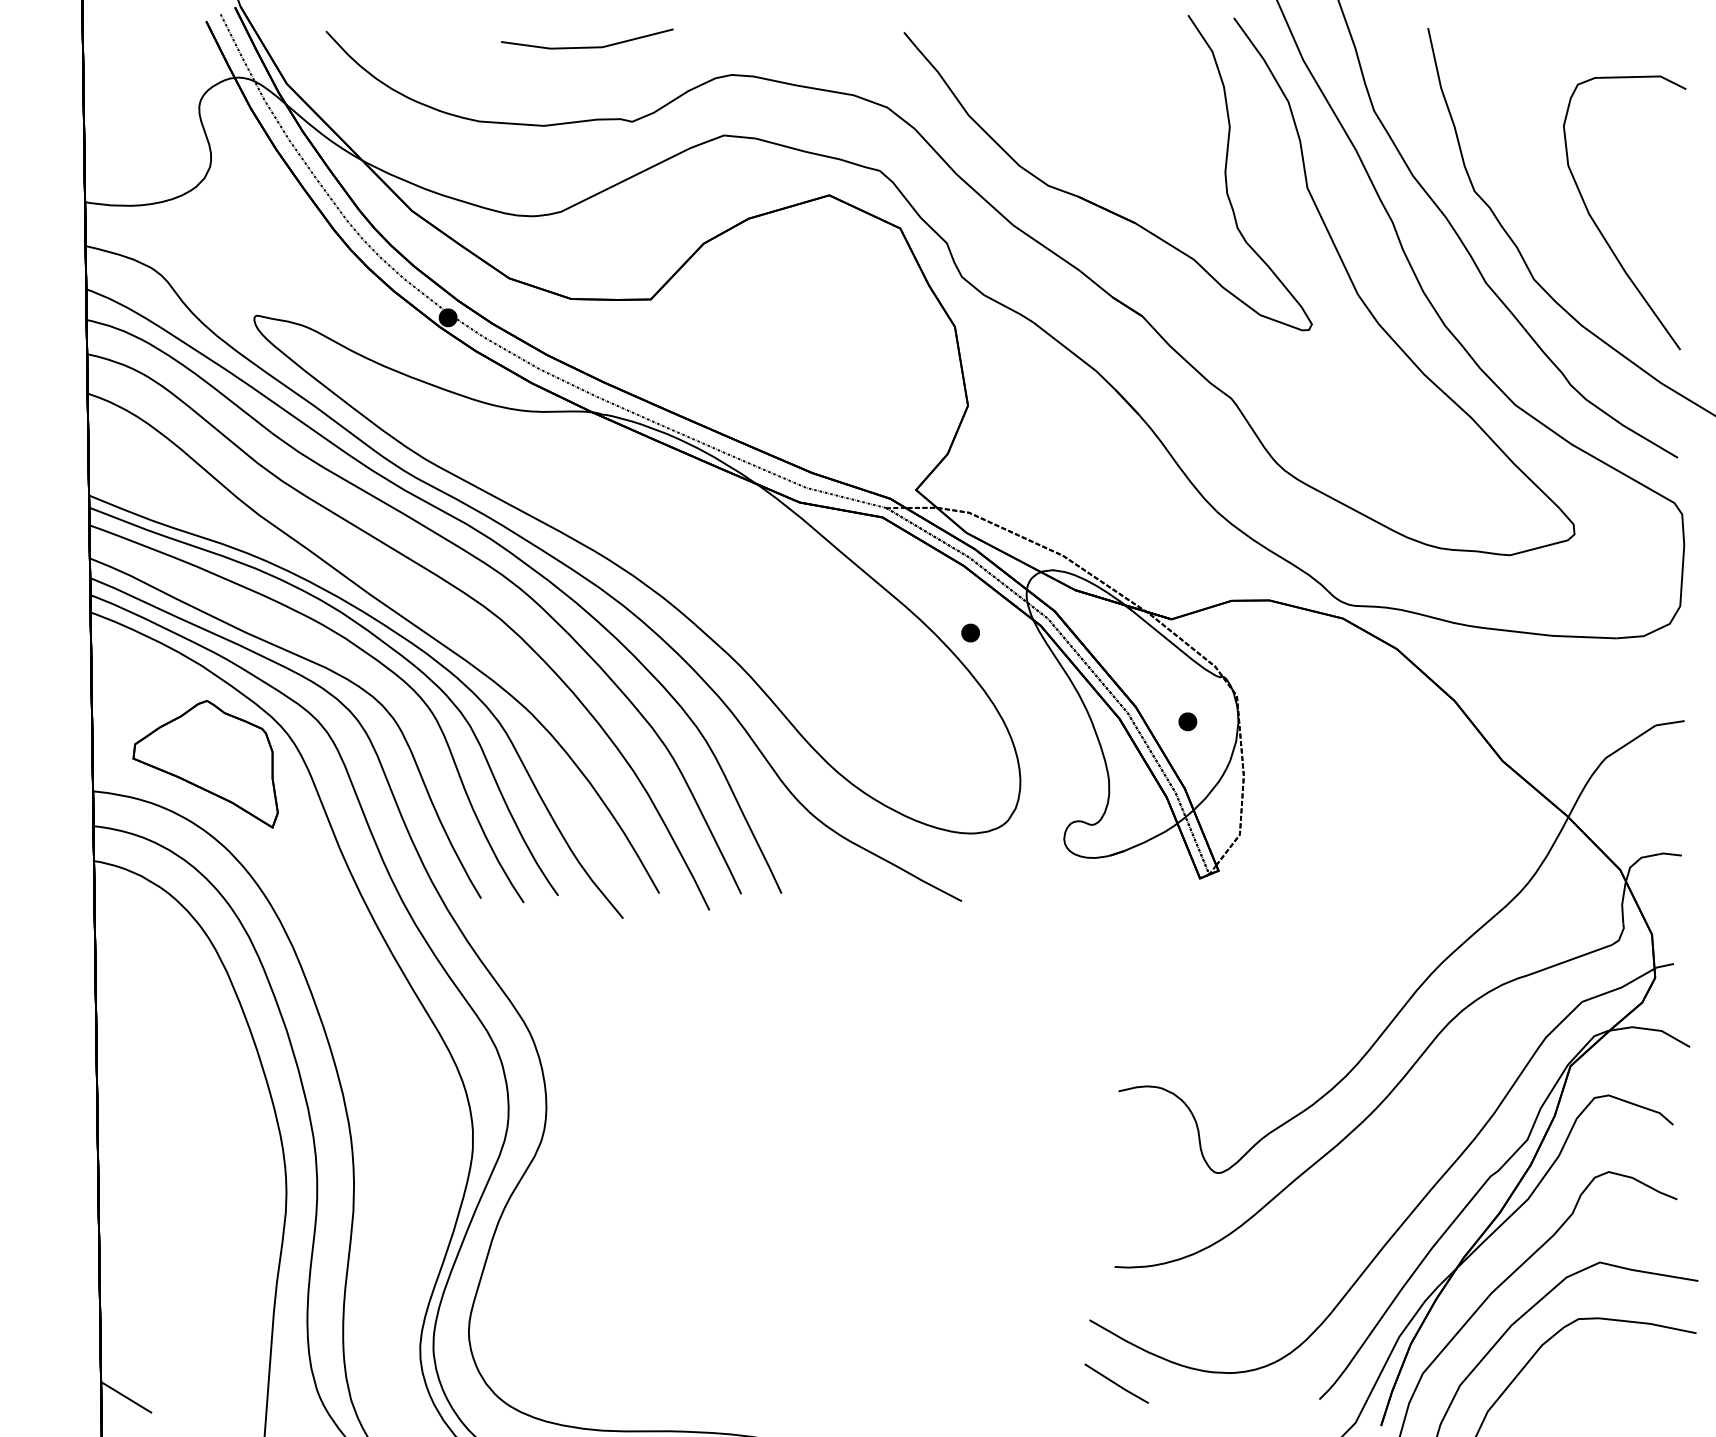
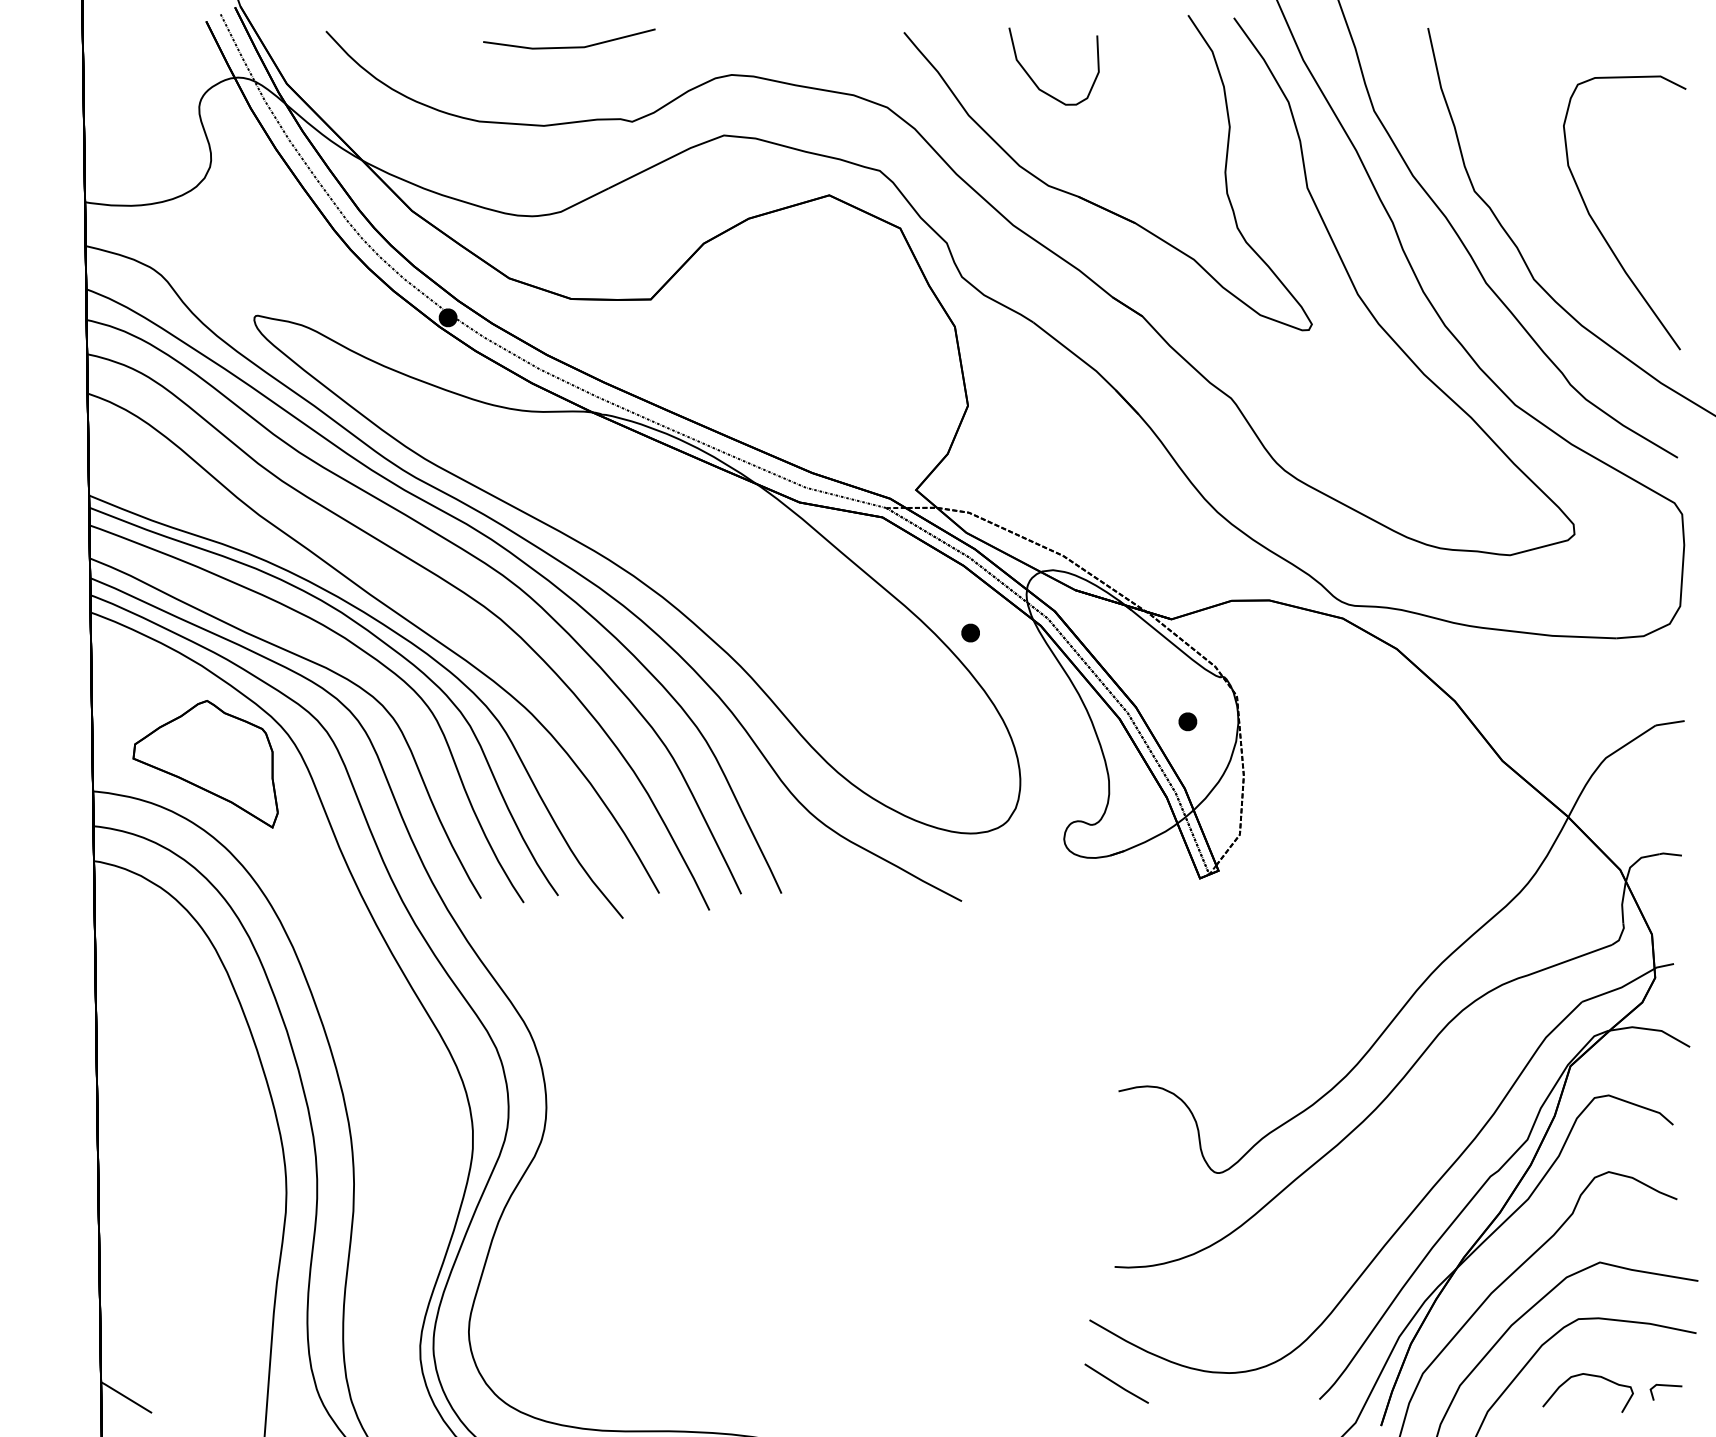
line position: (587, 46) -> (569, 46) (569, 46)
curve: none -> present (1035, 82)
part: none -> present (1615, 1384)
